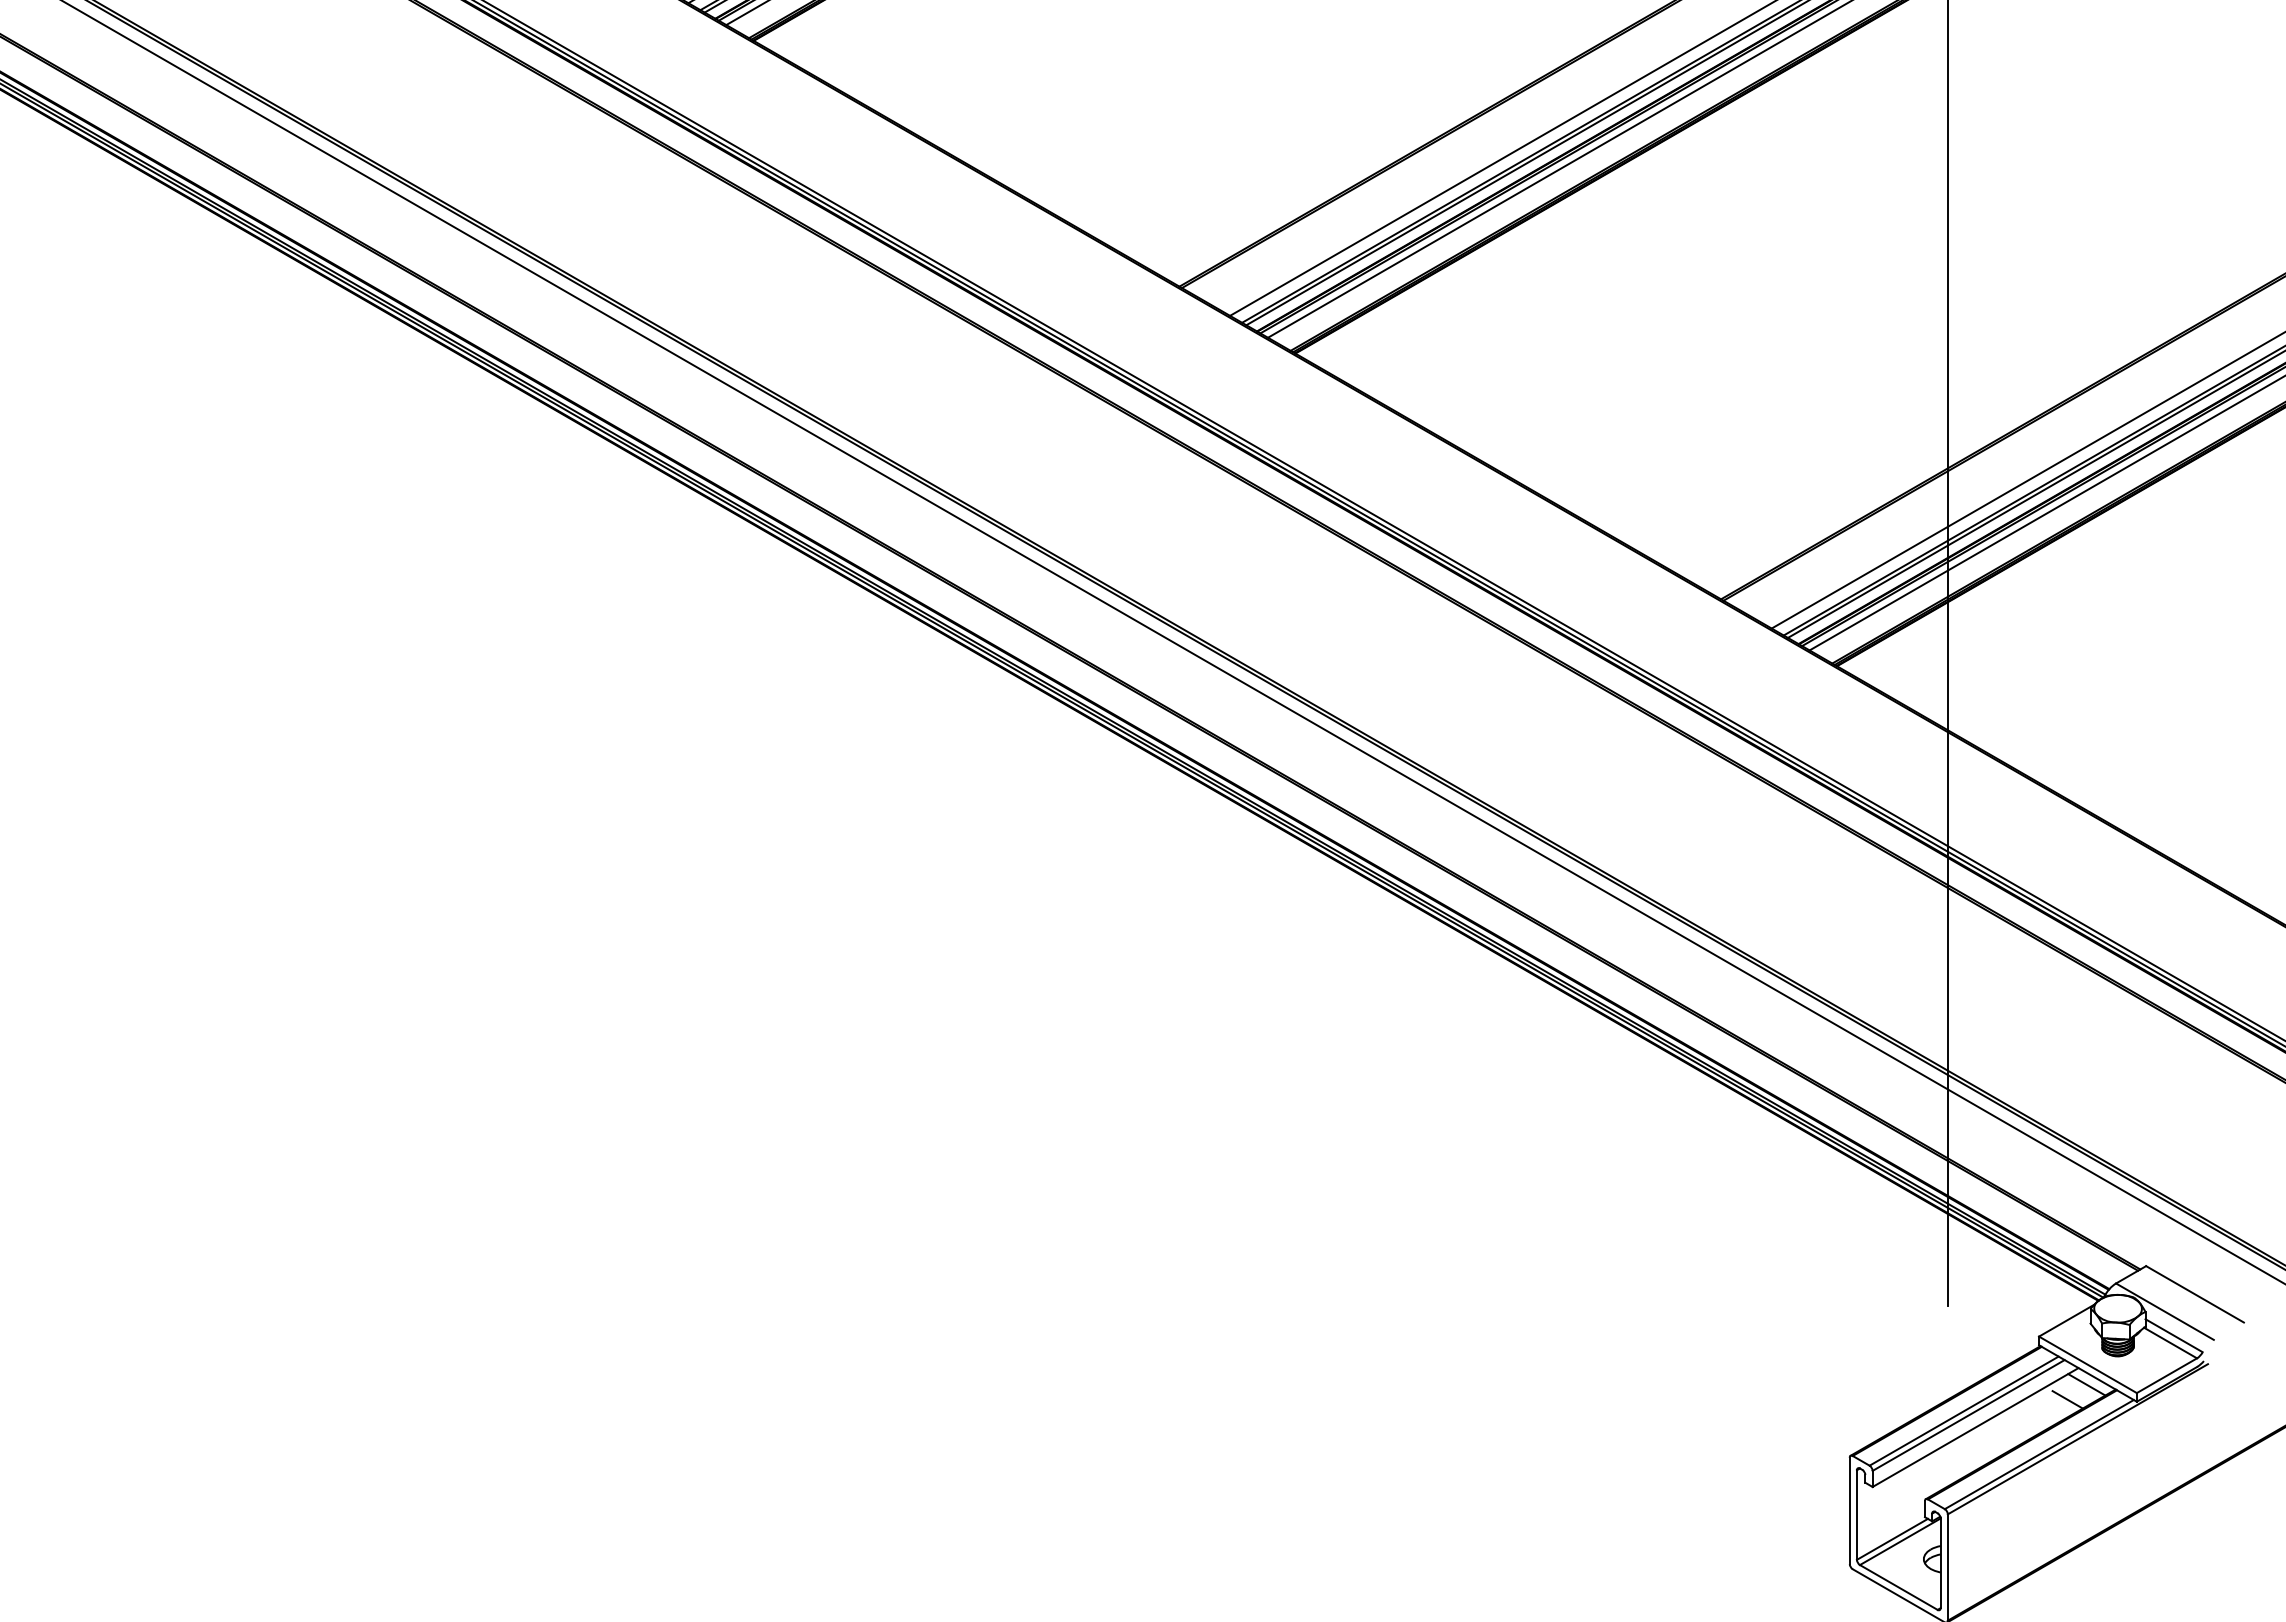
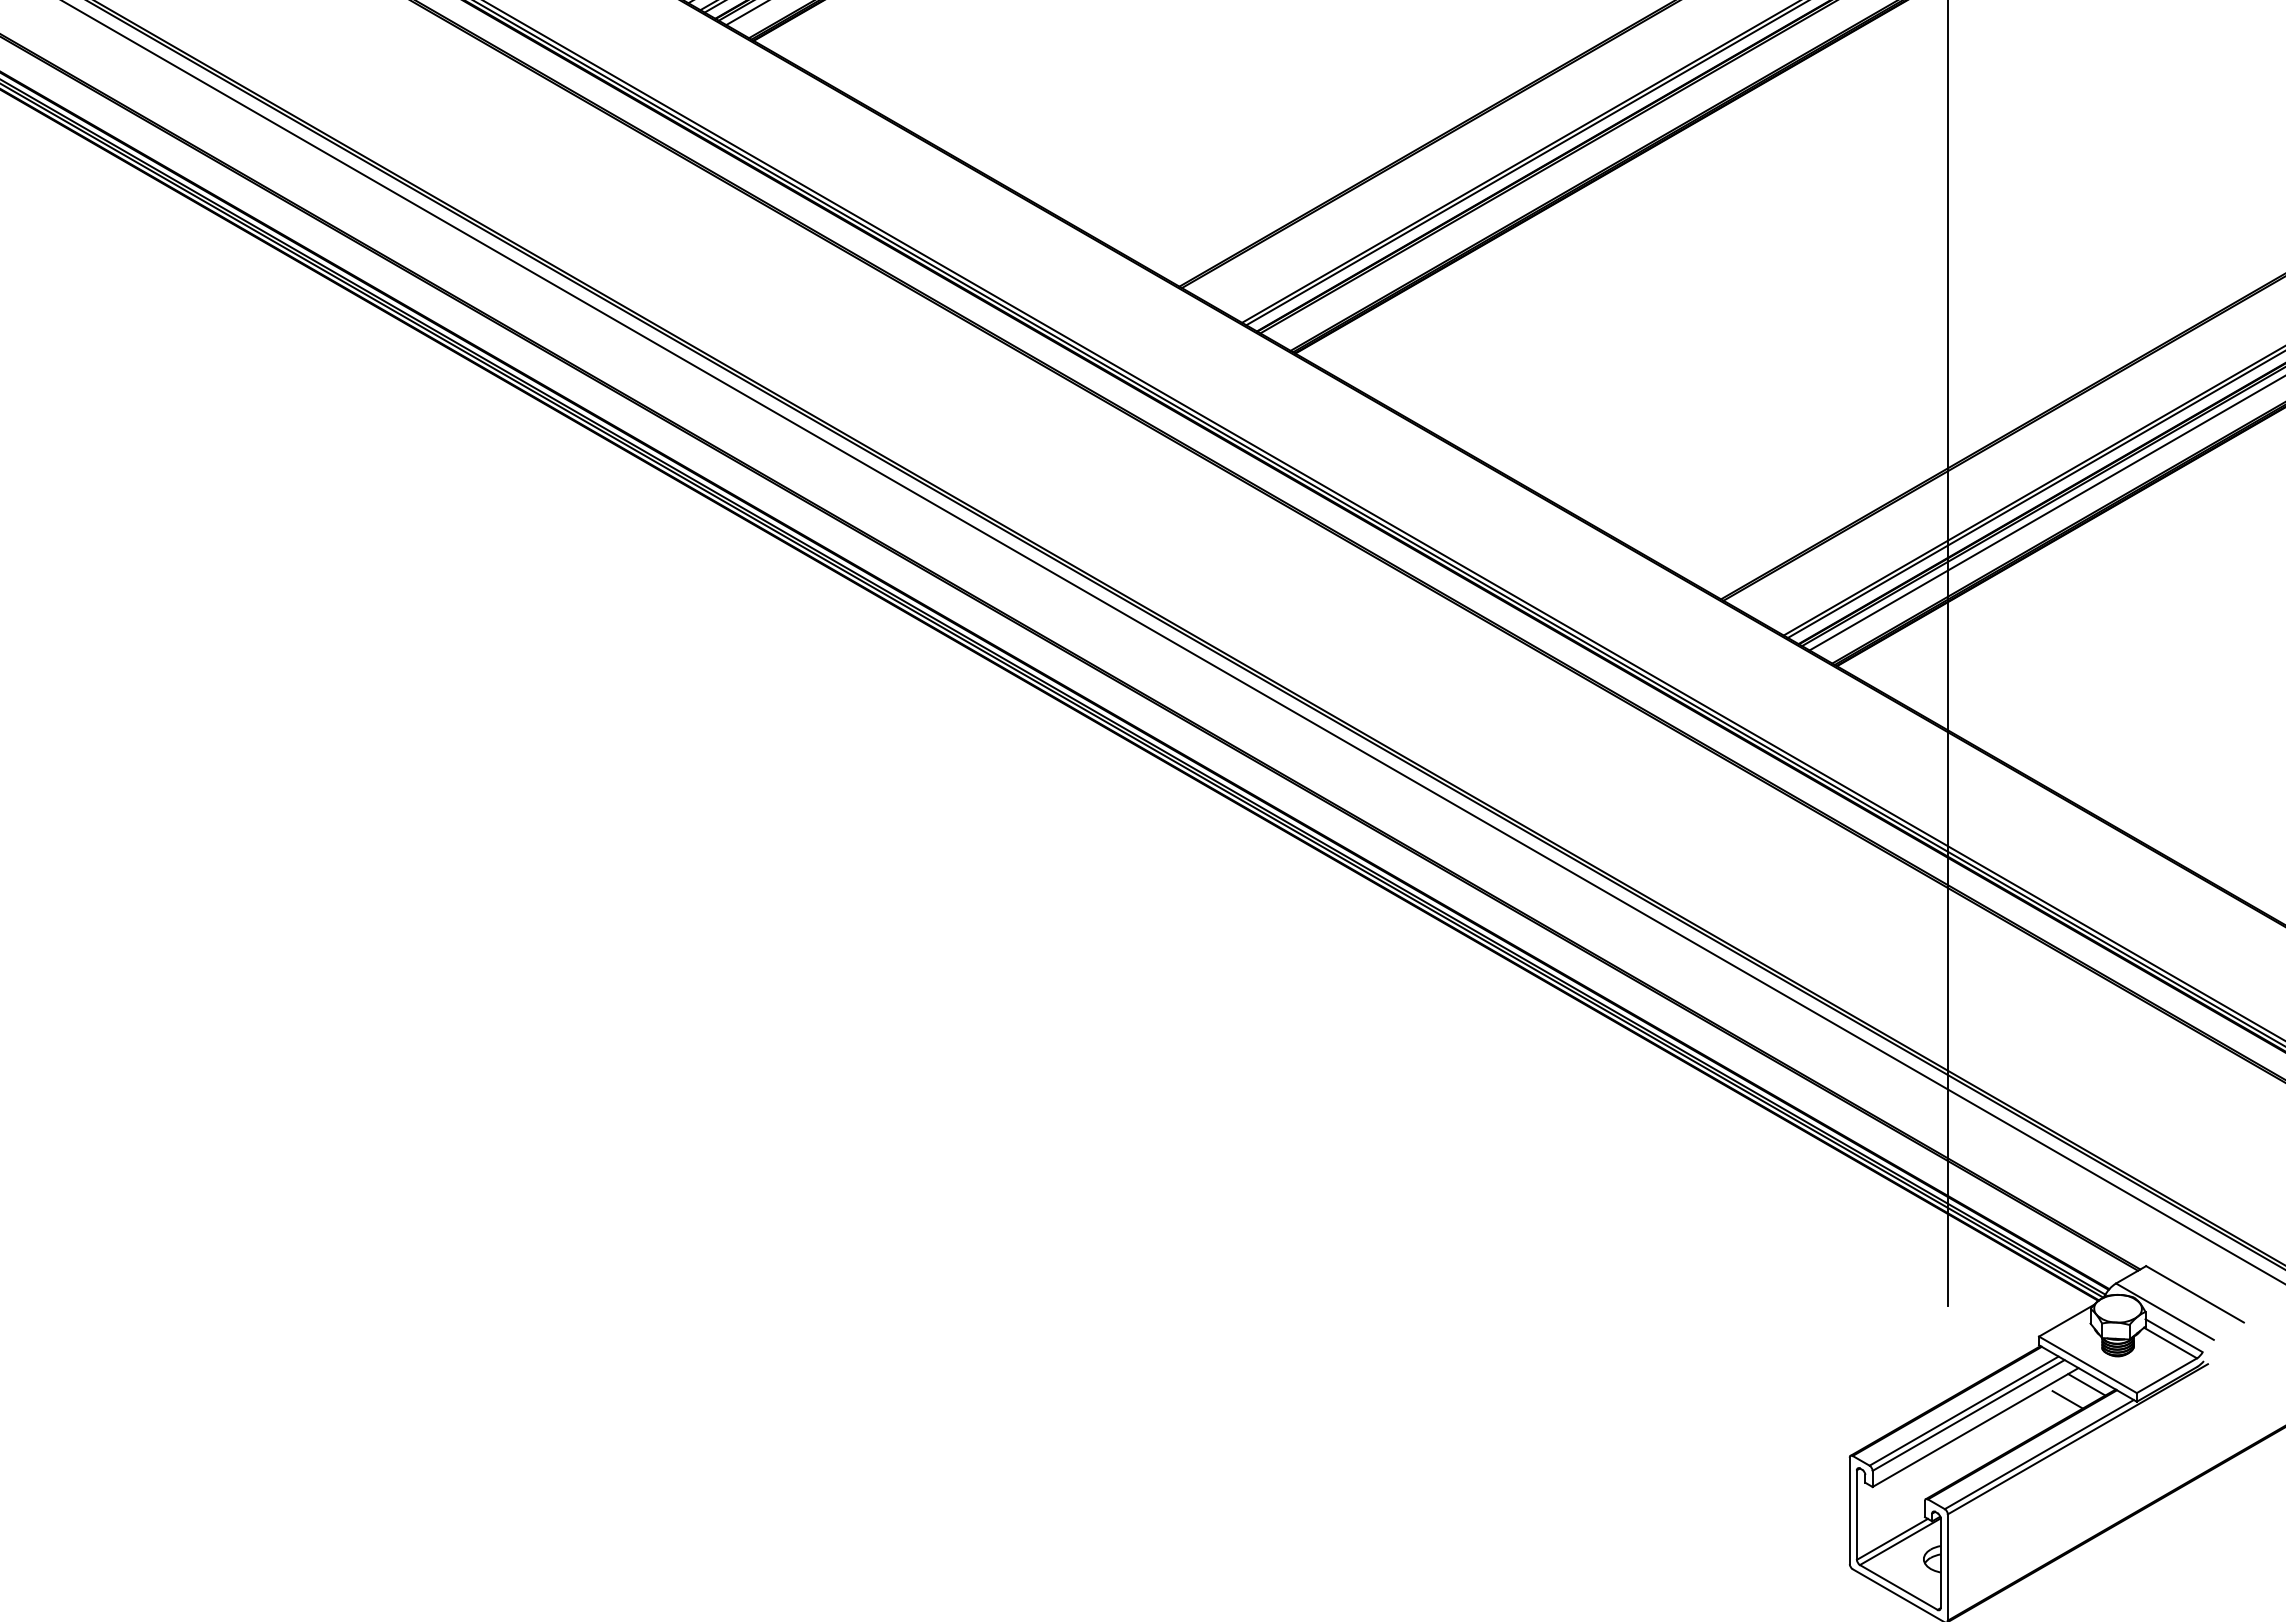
line: present -> none (1501, 158)
line: present -> none (1558, 169)
line: present -> none (2026, 480)
